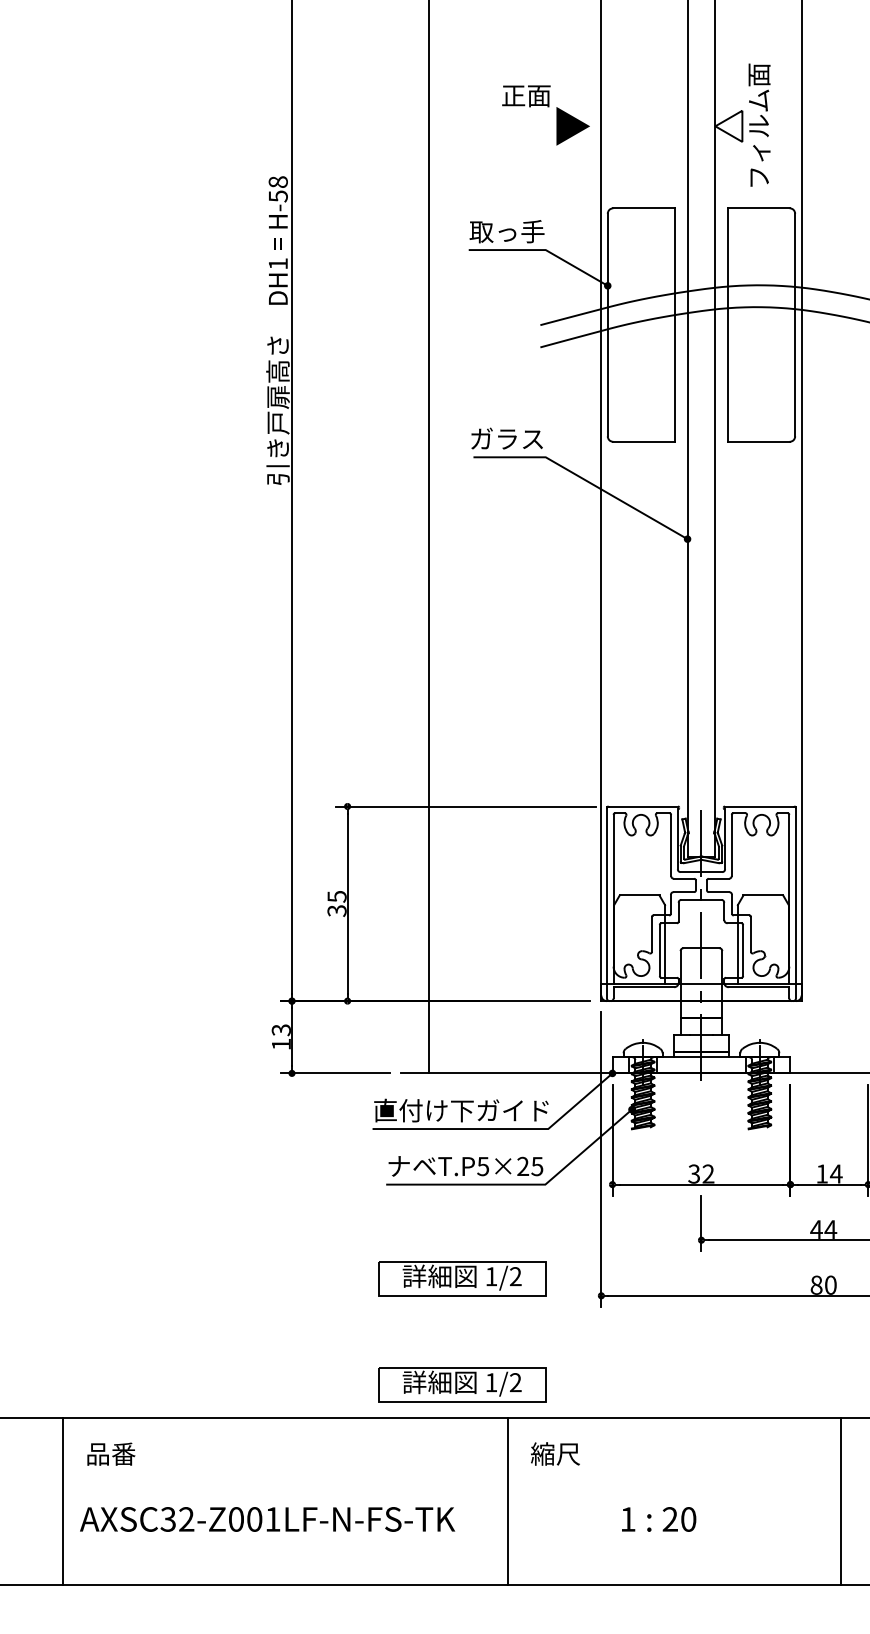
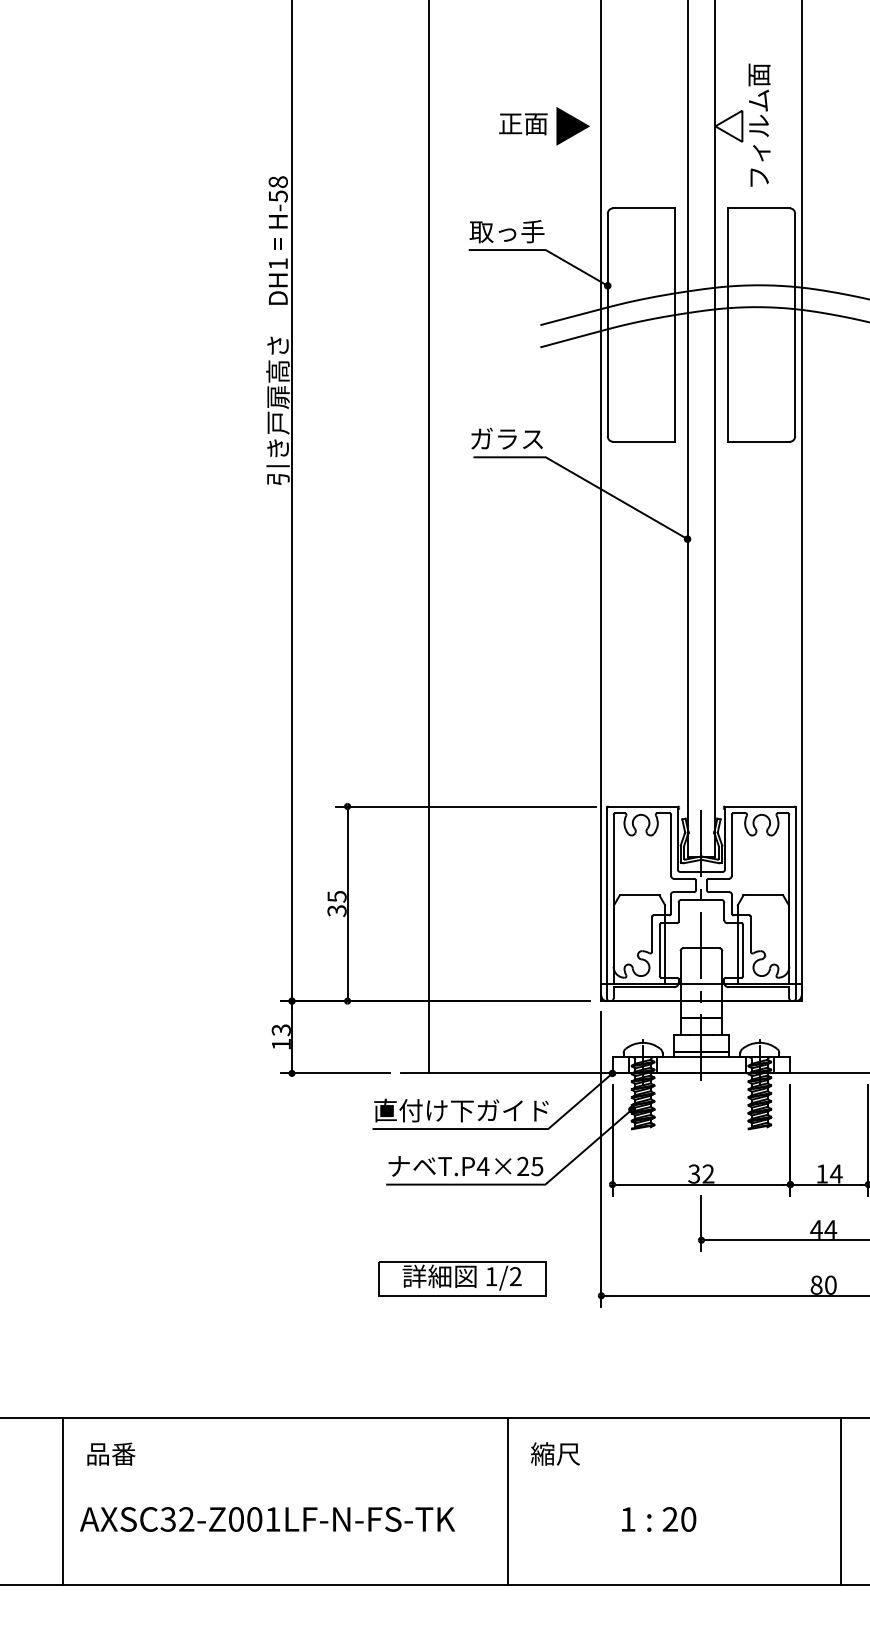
text position: (526, 96) -> (523, 124) (523, 124)
text: T.P5×25 -> T.P4×25 (482, 1166)
part: present -> none (462, 1384)
